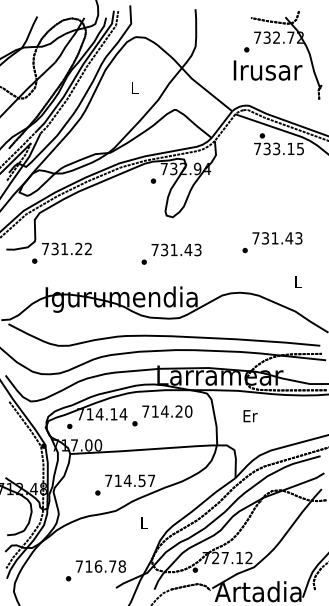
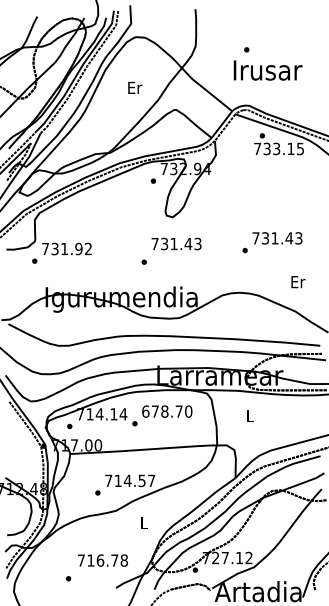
part: present -> none (284, 43)
text: L -> Er (135, 87)
text: 731.22 -> 731.92 (78, 248)
text position: (176, 249) -> (176, 243) (176, 243)
text: L -> Er (298, 282)
text: 714.20 -> 678.70 (162, 411)
text: Er -> L (250, 416)
text position: (100, 566) -> (102, 560) (102, 560)
